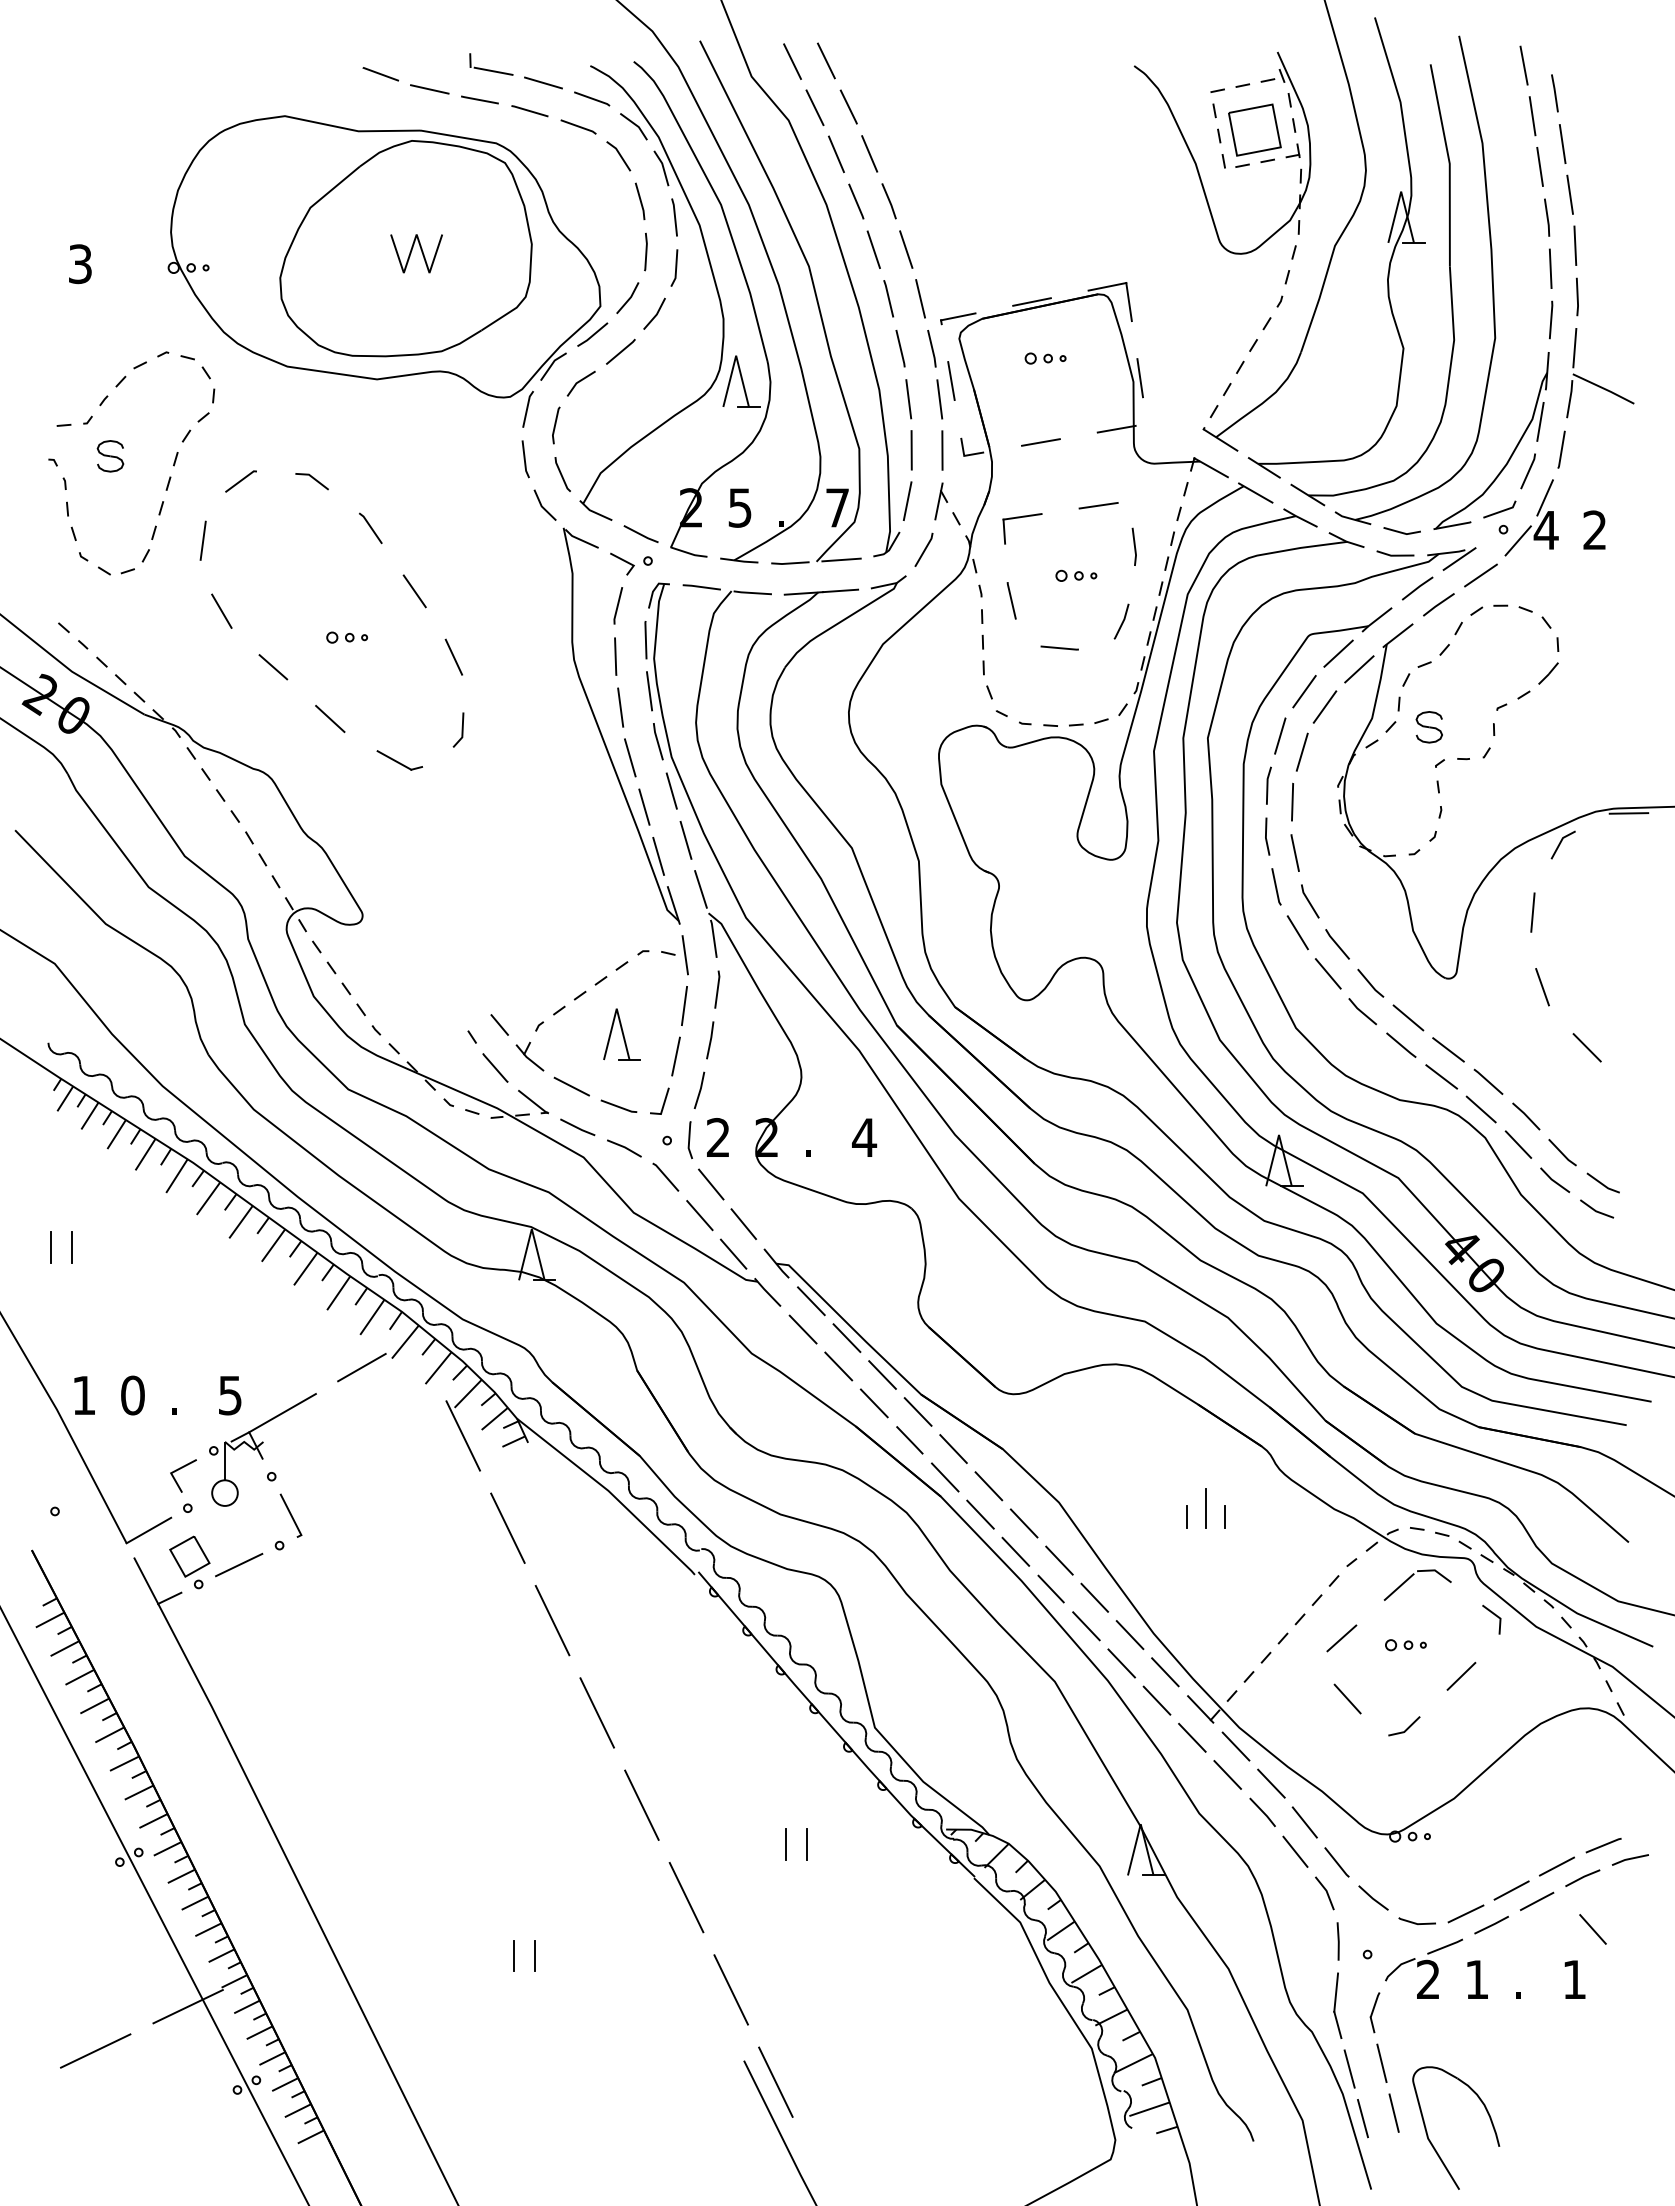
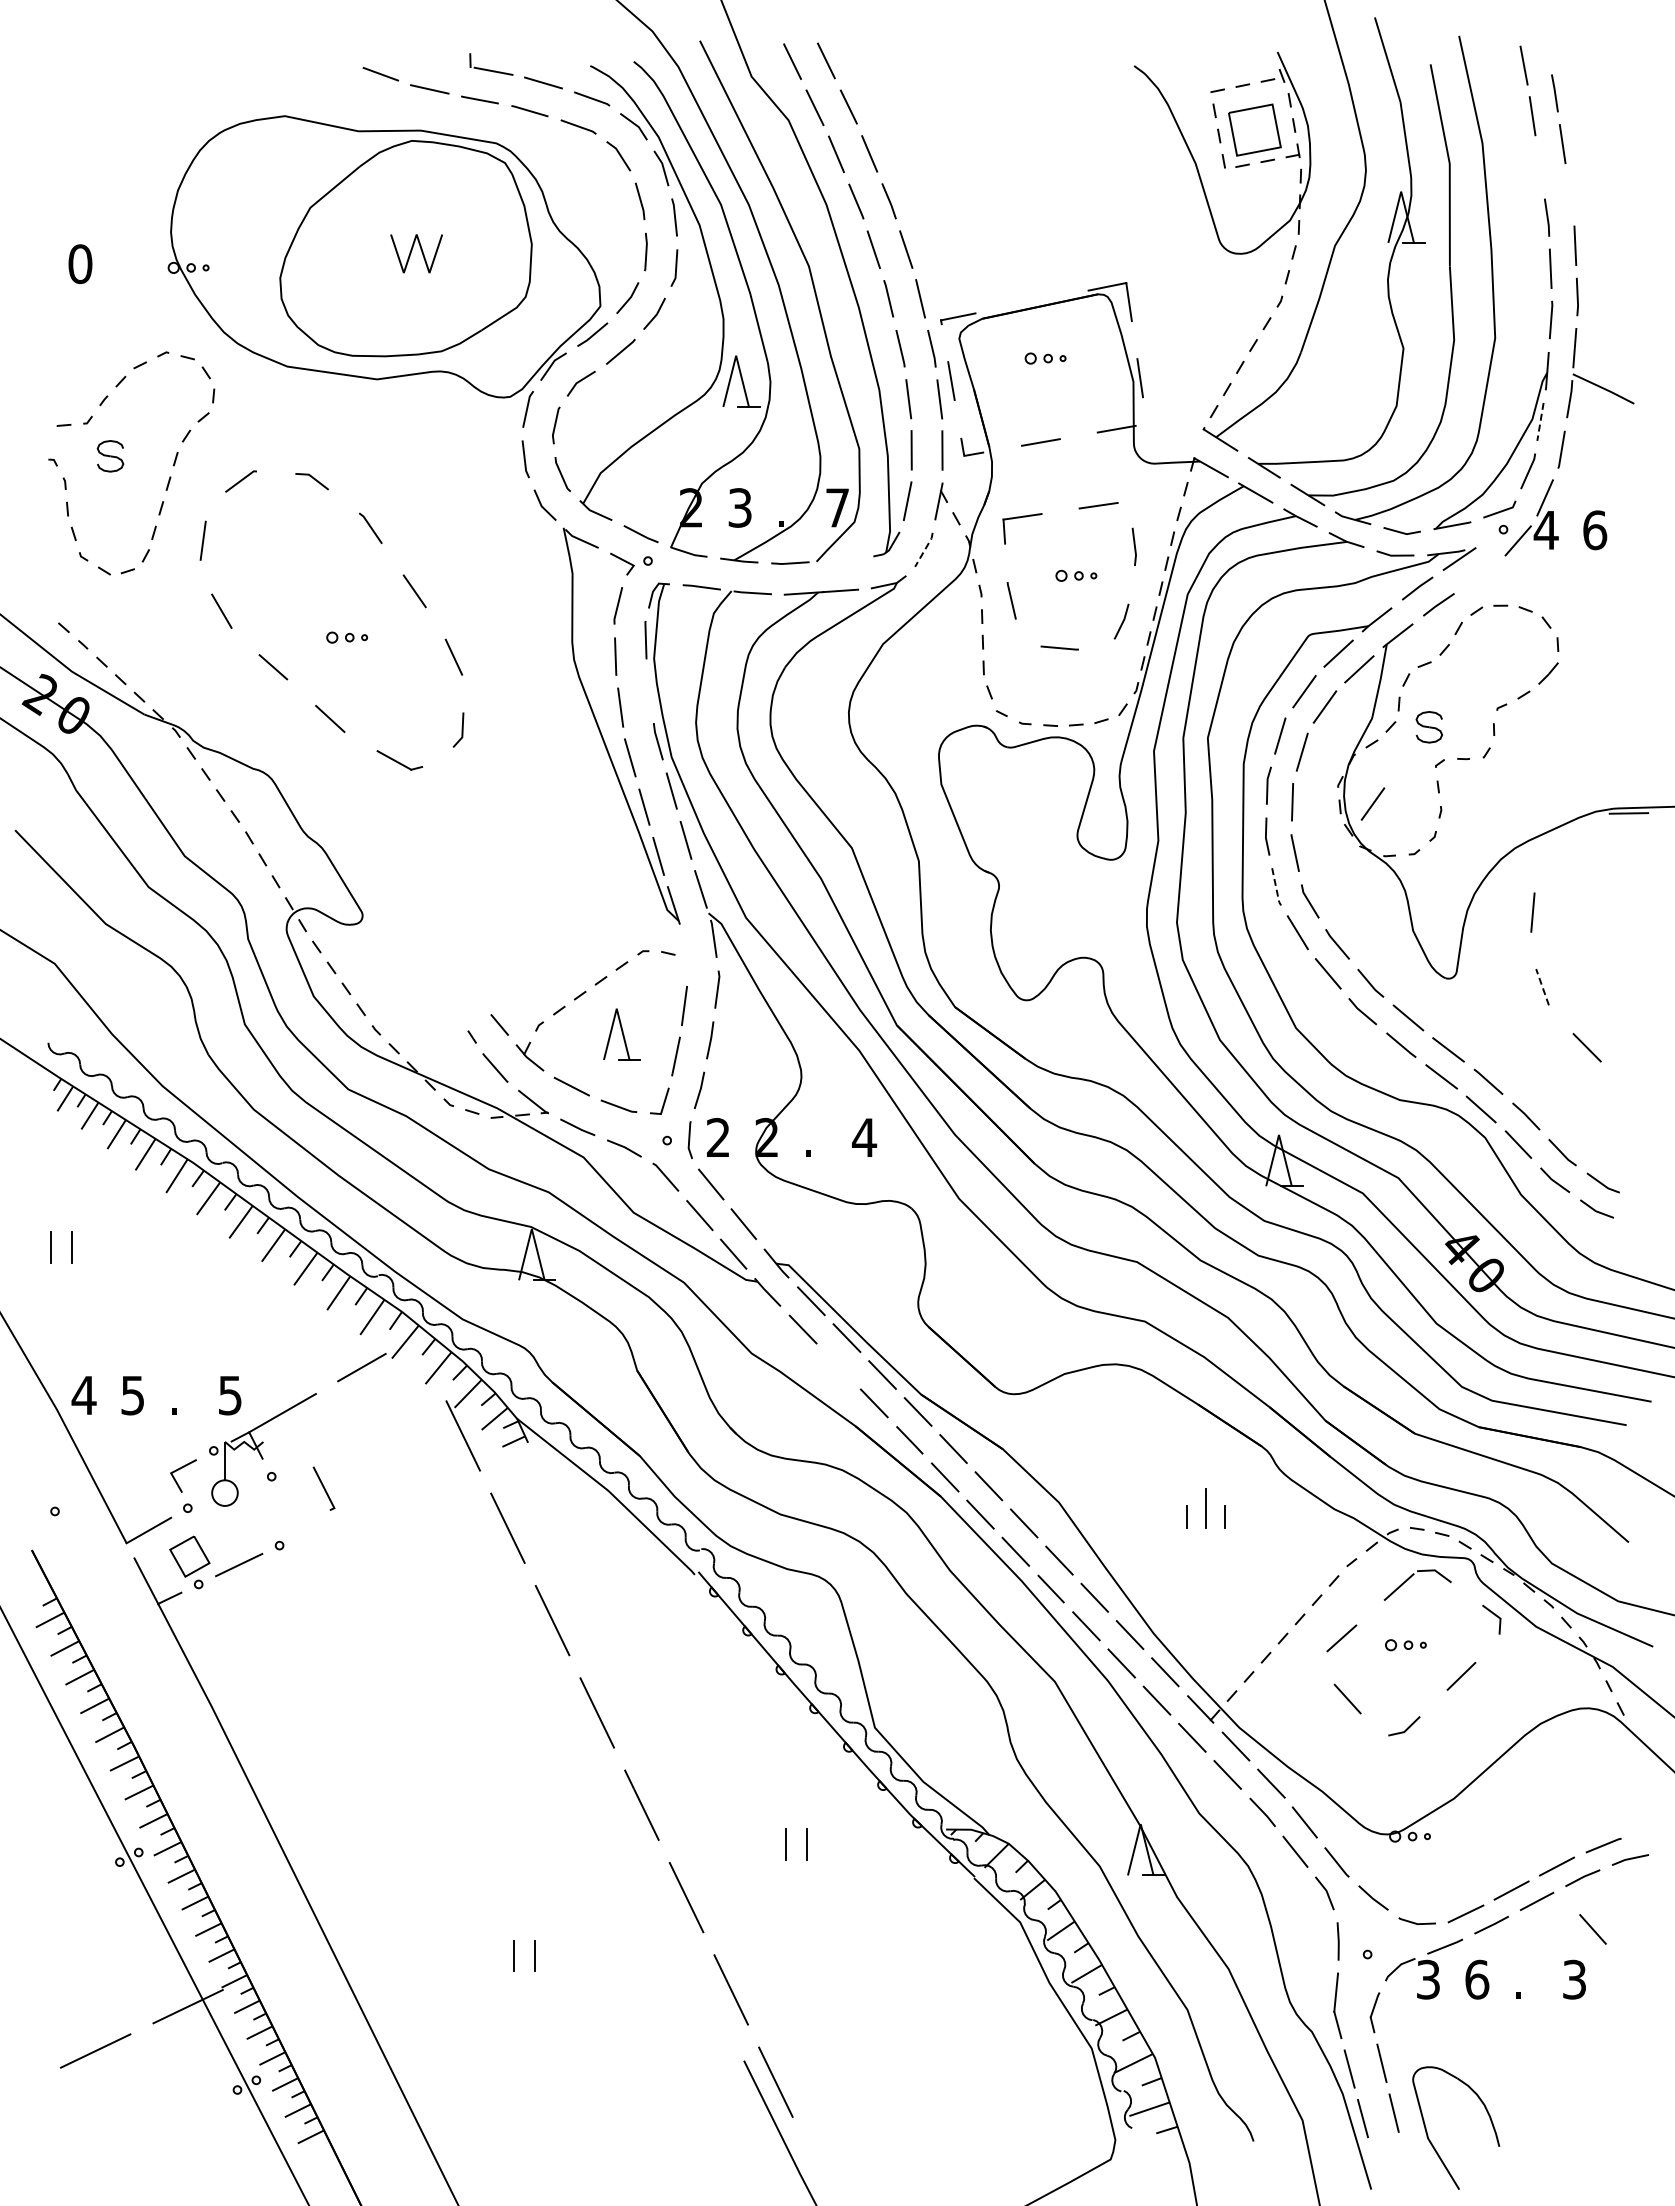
line: present -> none (1539, 166)
line: present -> none (1569, 194)
text: 3 -> 0 (80, 264)
line: present -> none (1031, 301)
line: solid -> dashed (1540, 422)
text: 5 -> 3 (740, 507)
text: 2 -> 6 (1595, 530)
line: solid -> dashed (925, 549)
line: present -> none (841, 559)
line: present -> none (1480, 575)
line: present -> none (649, 691)
line: none -> present (1372, 803)
line: present -> none (1561, 843)
line: solid -> dashed (1276, 887)
line: present -> none (684, 955)
line: solid -> dashed (1542, 986)
line: present -> none (838, 1366)
text: 1 -> 4 (83, 1395)
text: 0 -> 5 (132, 1395)
line position: (290, 1515) -> (323, 1488) (323, 1488)
text: 2 -> 3 (1428, 1979)
text: 1 -> 6 (1477, 1979)
text: 1 -> 3 (1574, 1979)
